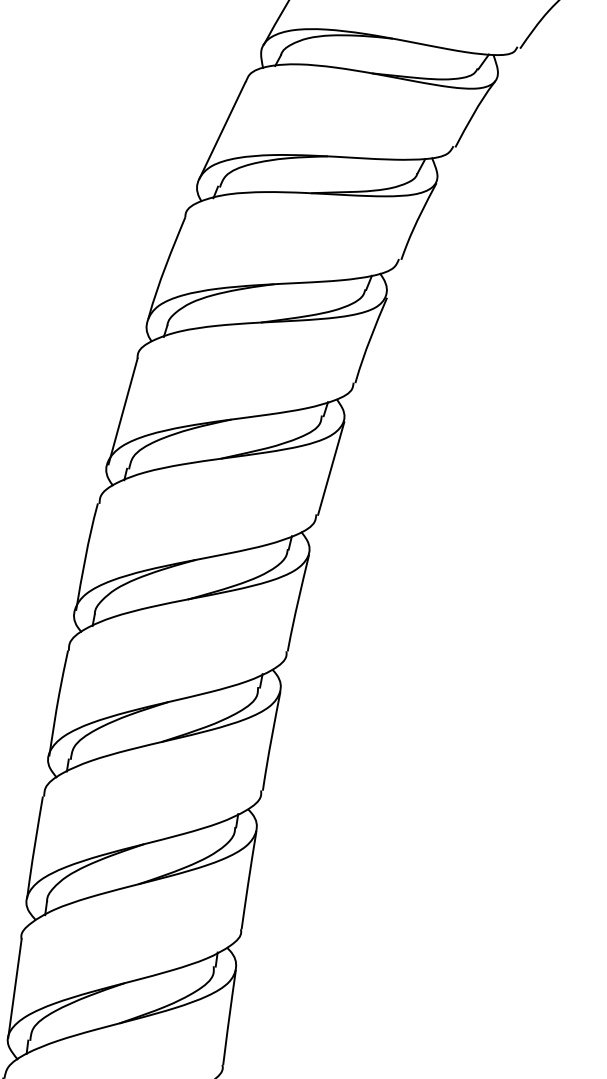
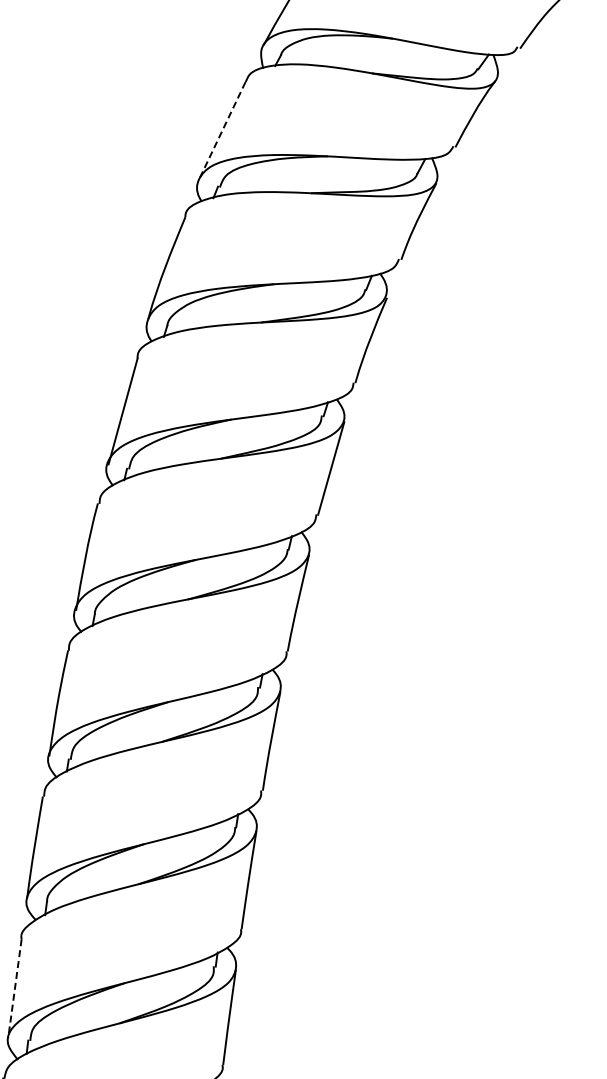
line: solid -> dashed (222, 130)
line: solid -> dashed (14, 988)
